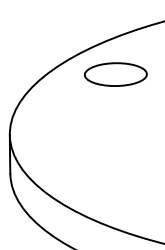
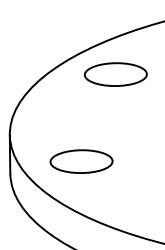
part: none -> present (81, 161)
